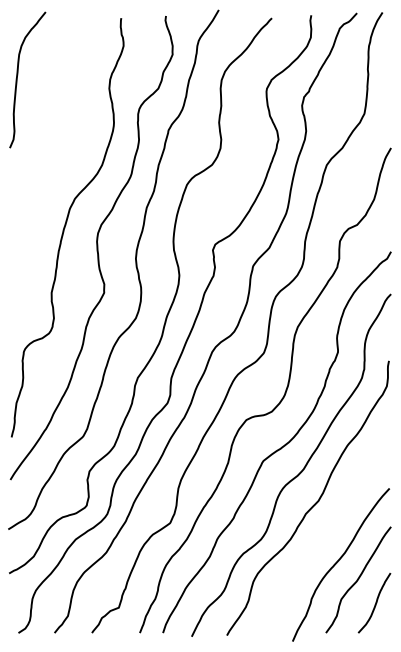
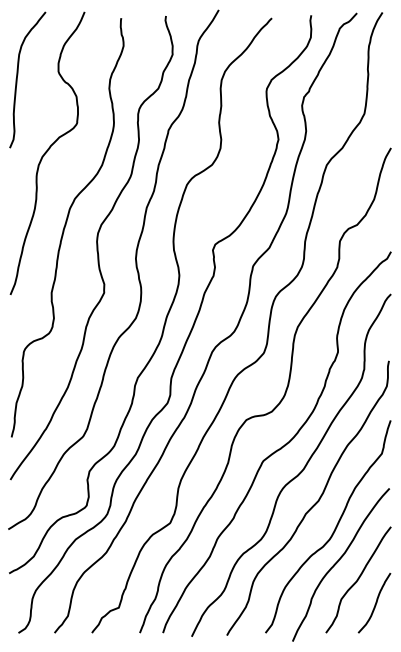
curve: none -> present (47, 152)
curve: none -> present (334, 528)
